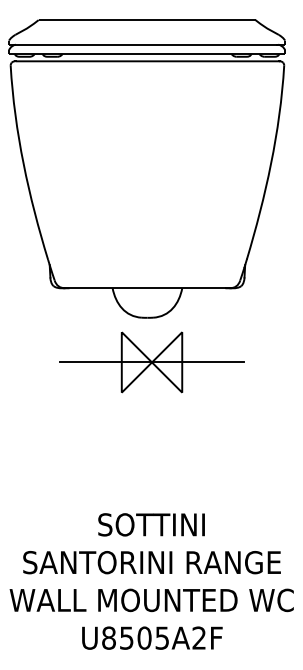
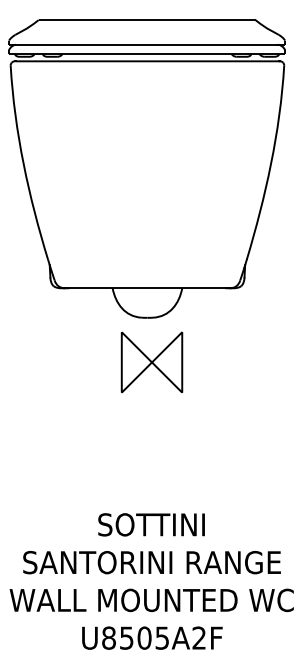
line: present -> none (151, 362)
